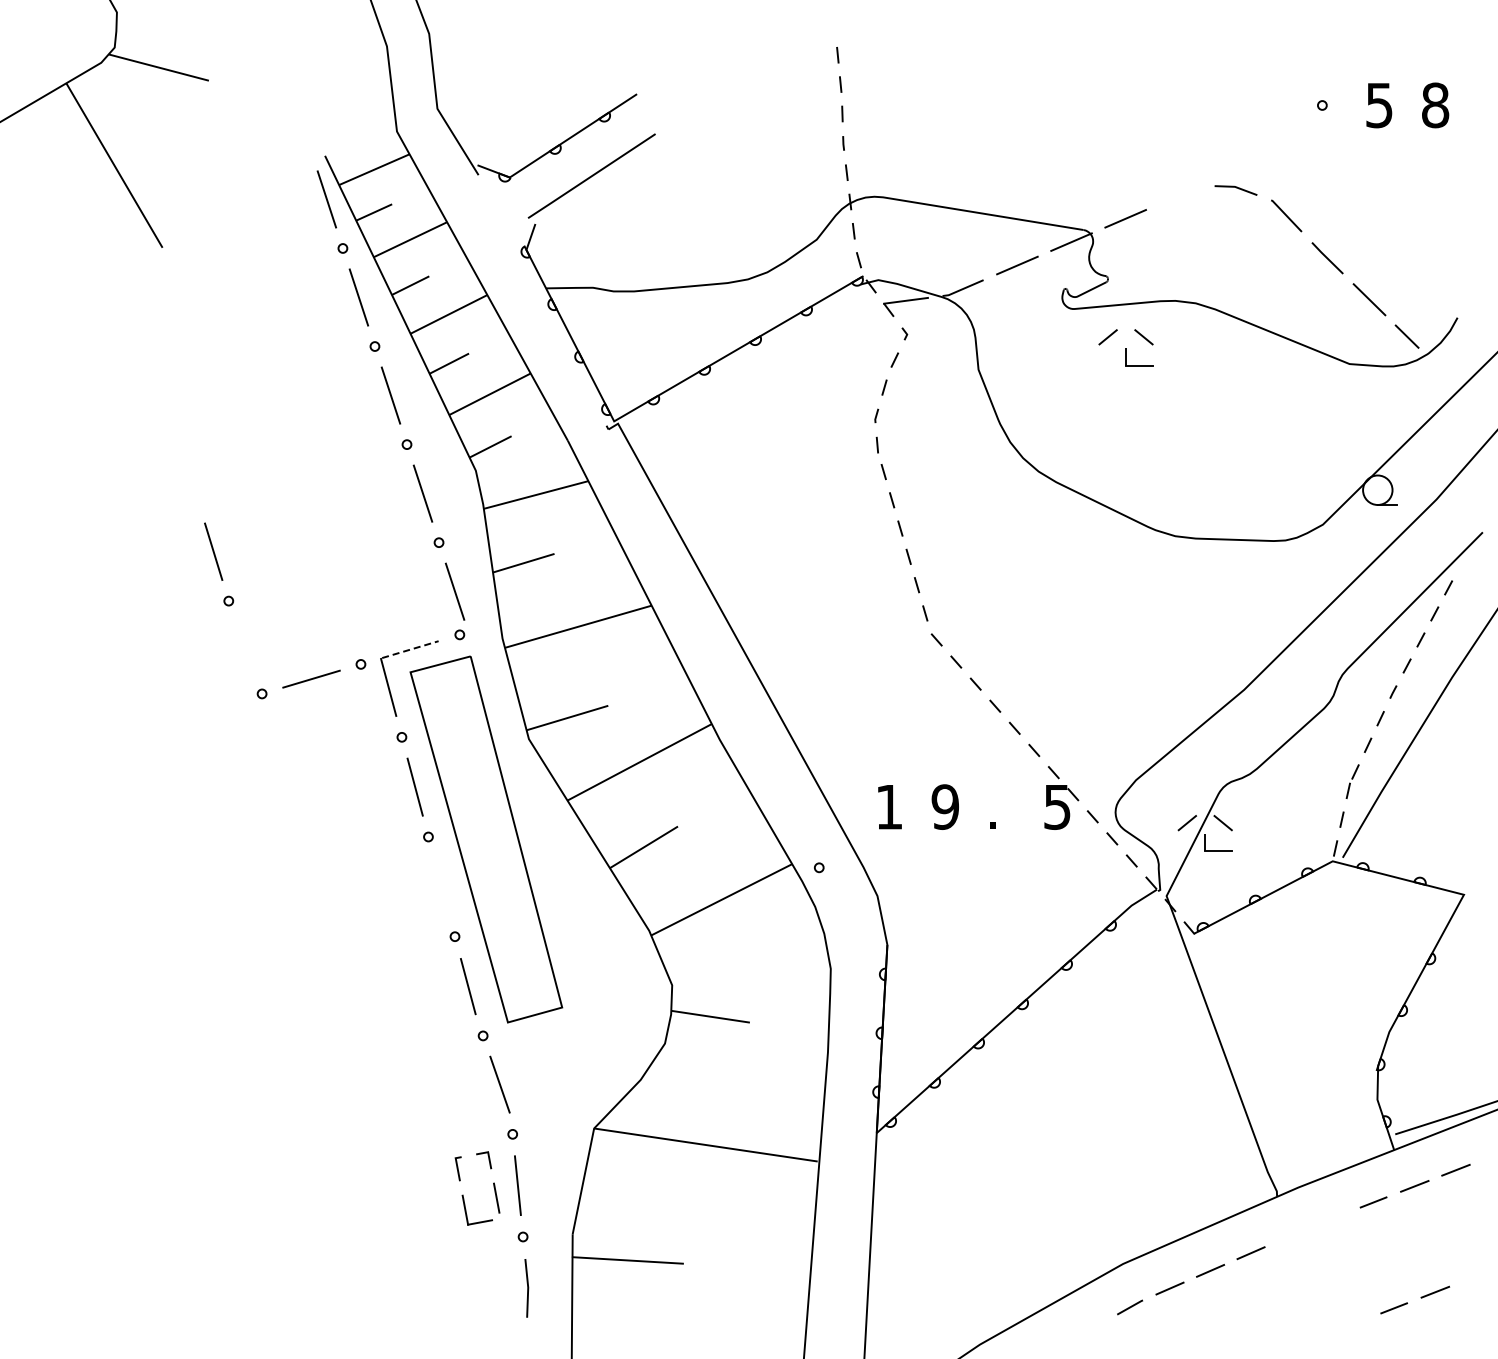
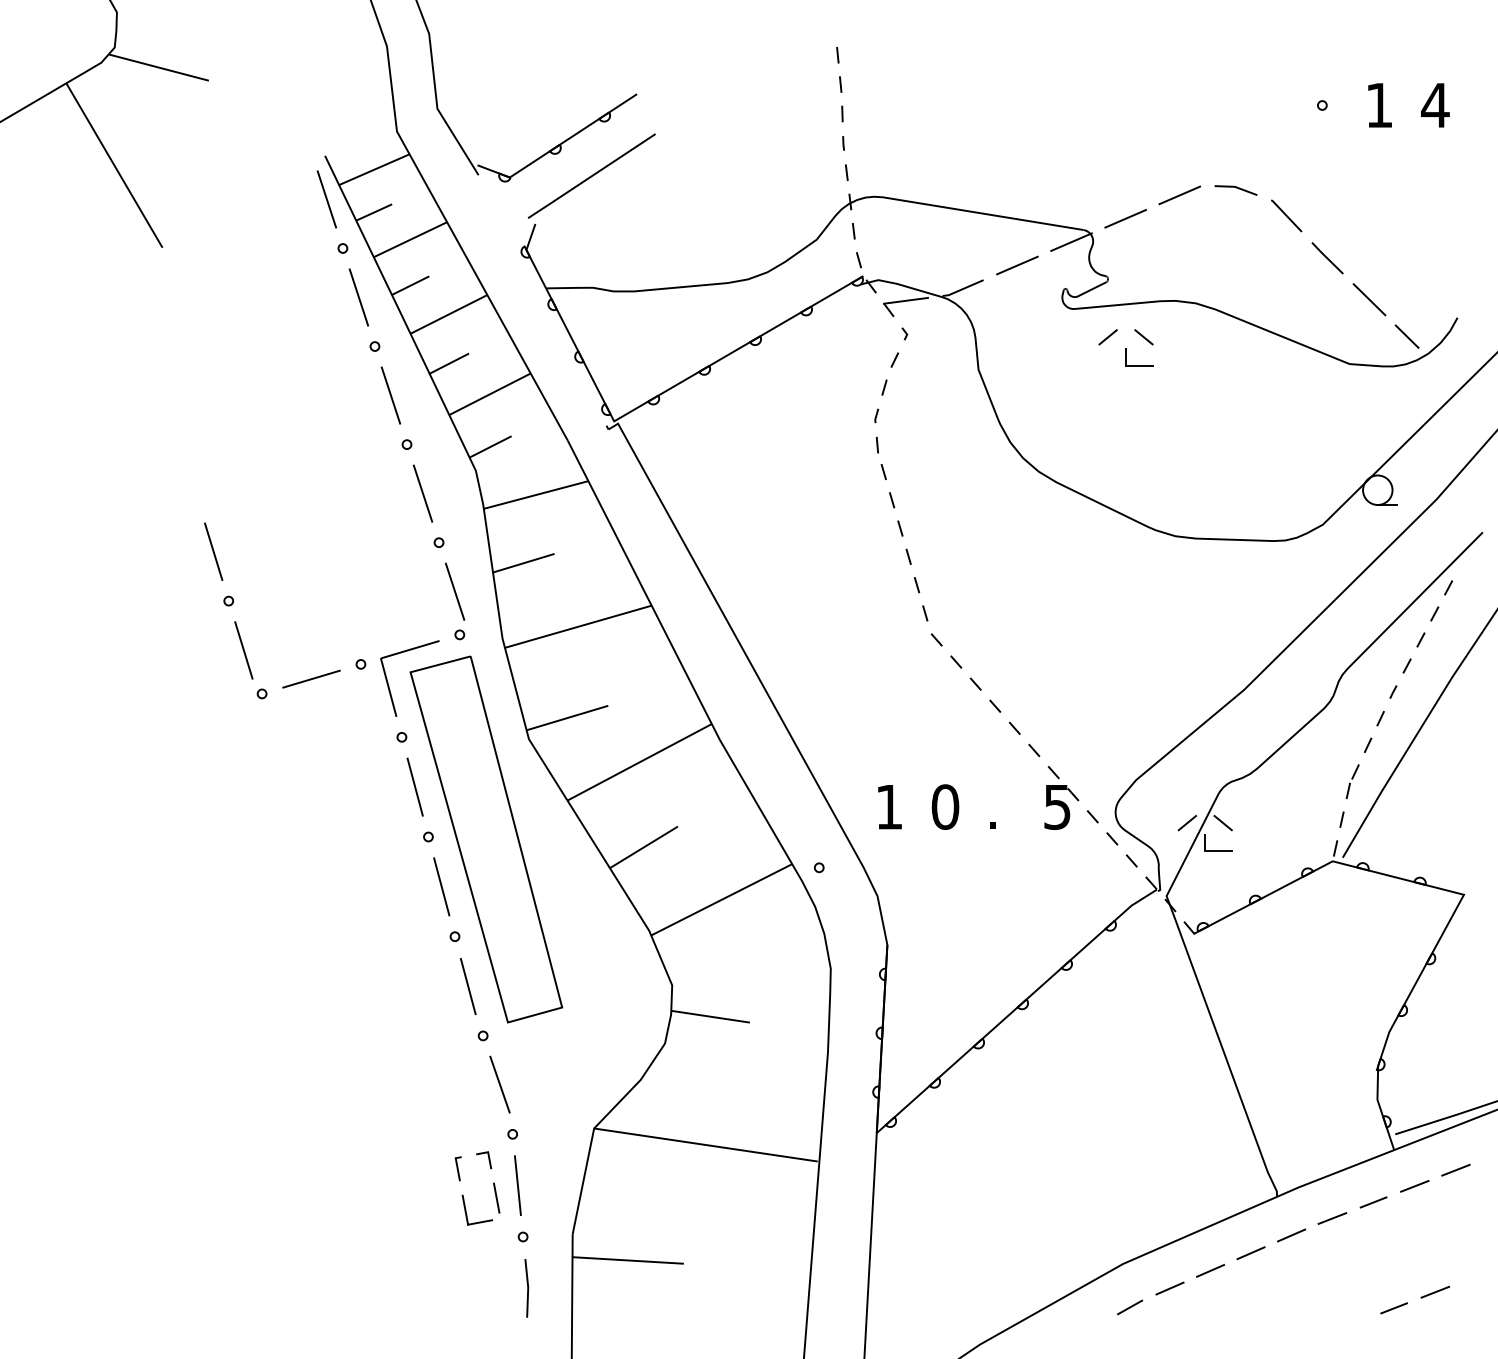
text: 5 -> 1 (1379, 105)
text: 8 -> 4 (1435, 105)
line: none -> present (1179, 195)
line: dashed -> solid (410, 649)
line: none -> present (243, 650)
text: 9 -> 0 (945, 806)
line: none -> present (441, 886)
line: none -> present (1332, 1218)
line: none -> present (1291, 1235)
